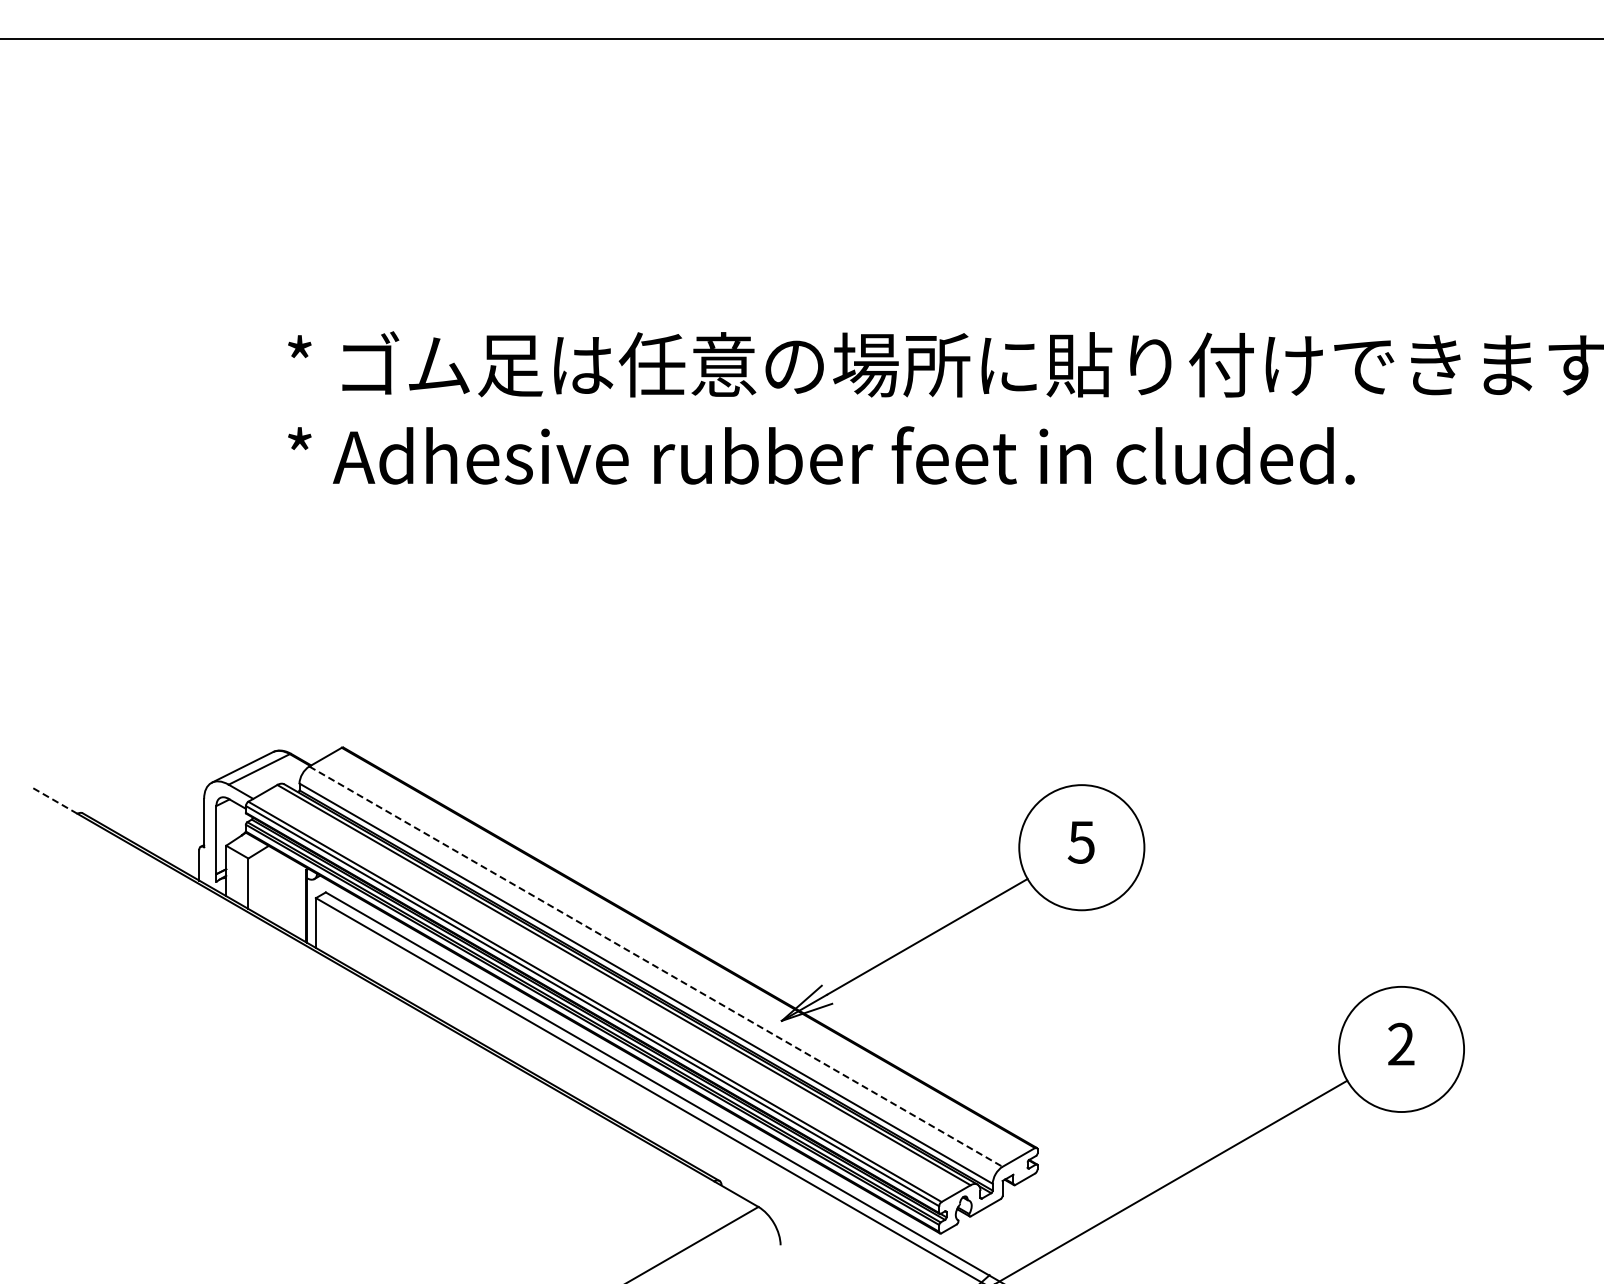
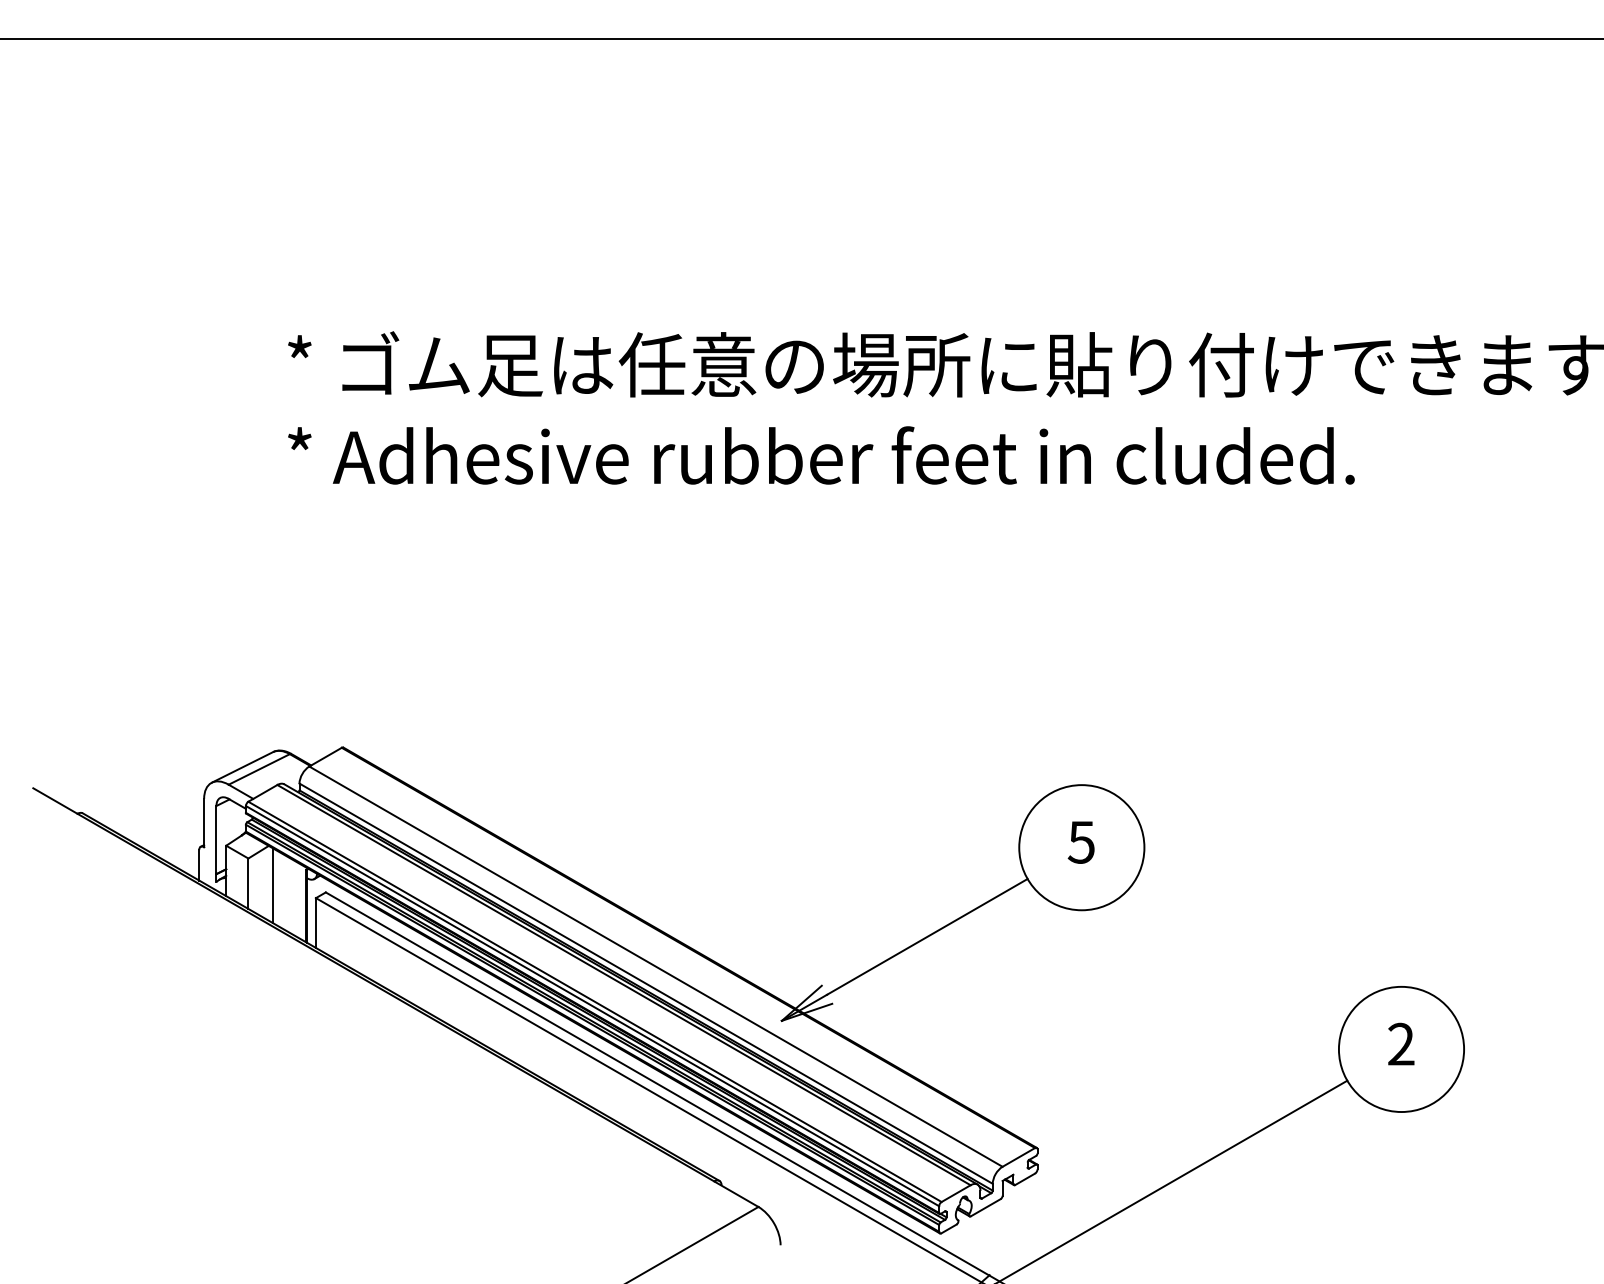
line: dashed -> solid (55, 801)
line: none -> present (272, 885)
line: dashed -> solid (656, 966)
